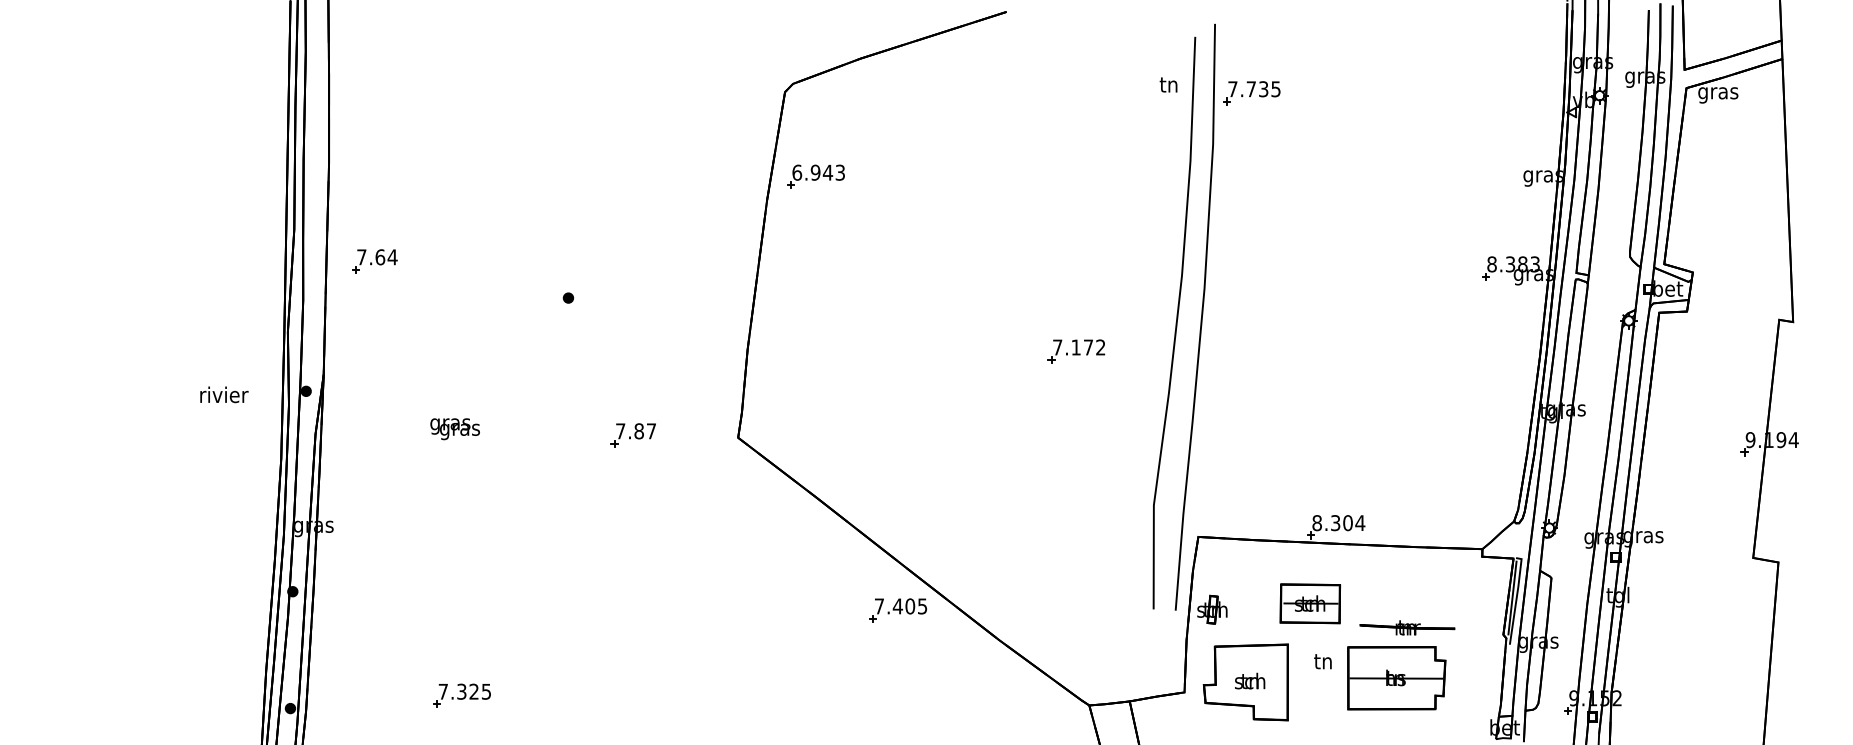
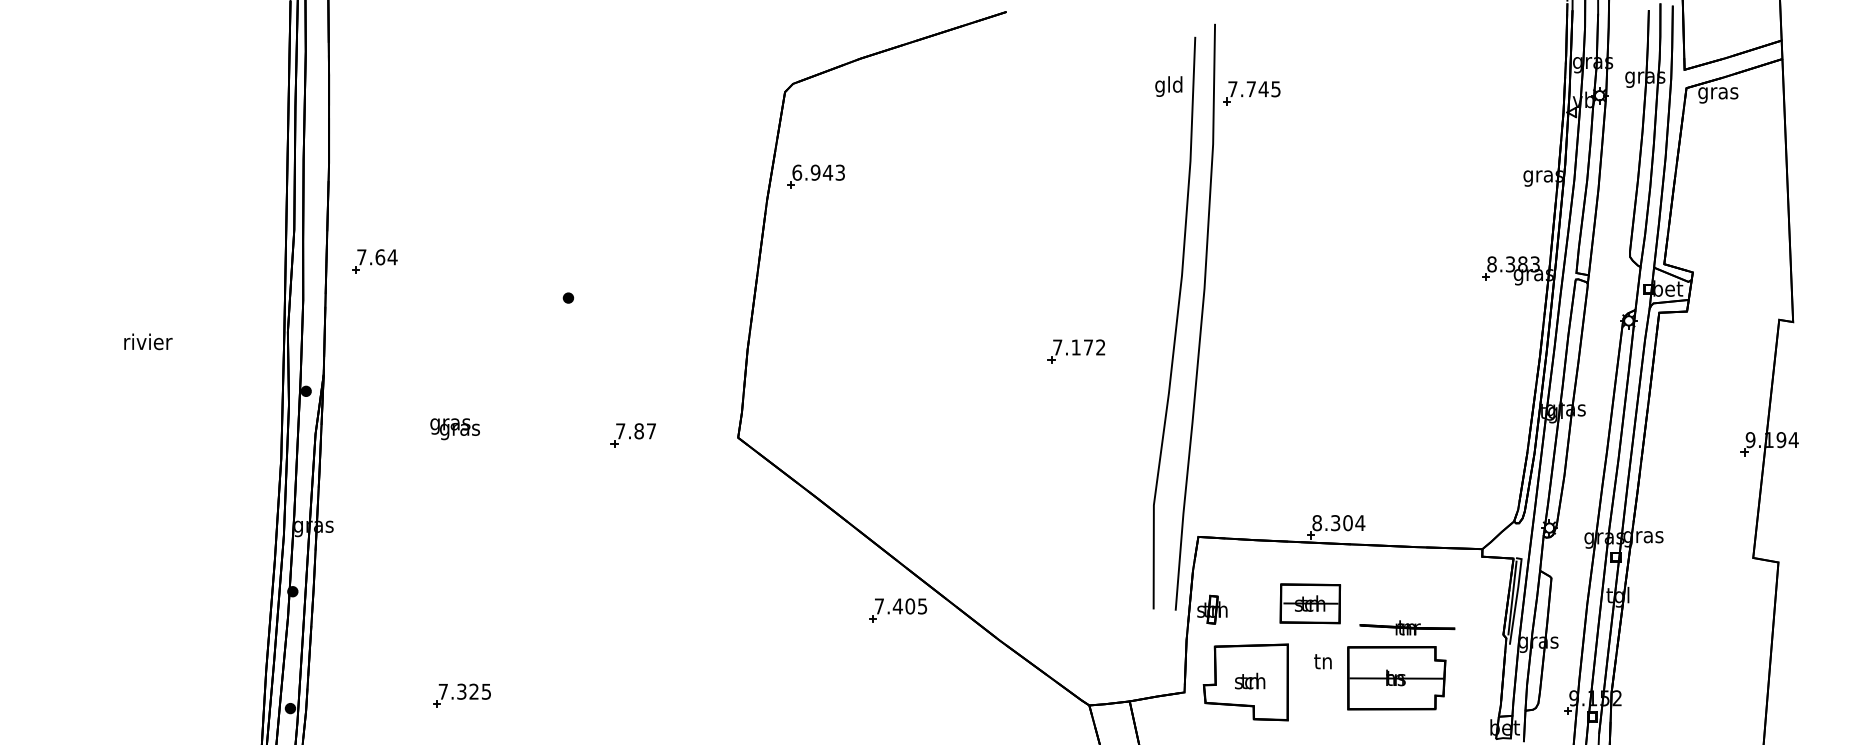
text: tn -> gld (1168, 86)
text: 7.735 -> 7.745 (1263, 89)
text position: (224, 394) -> (148, 341) (148, 341)
